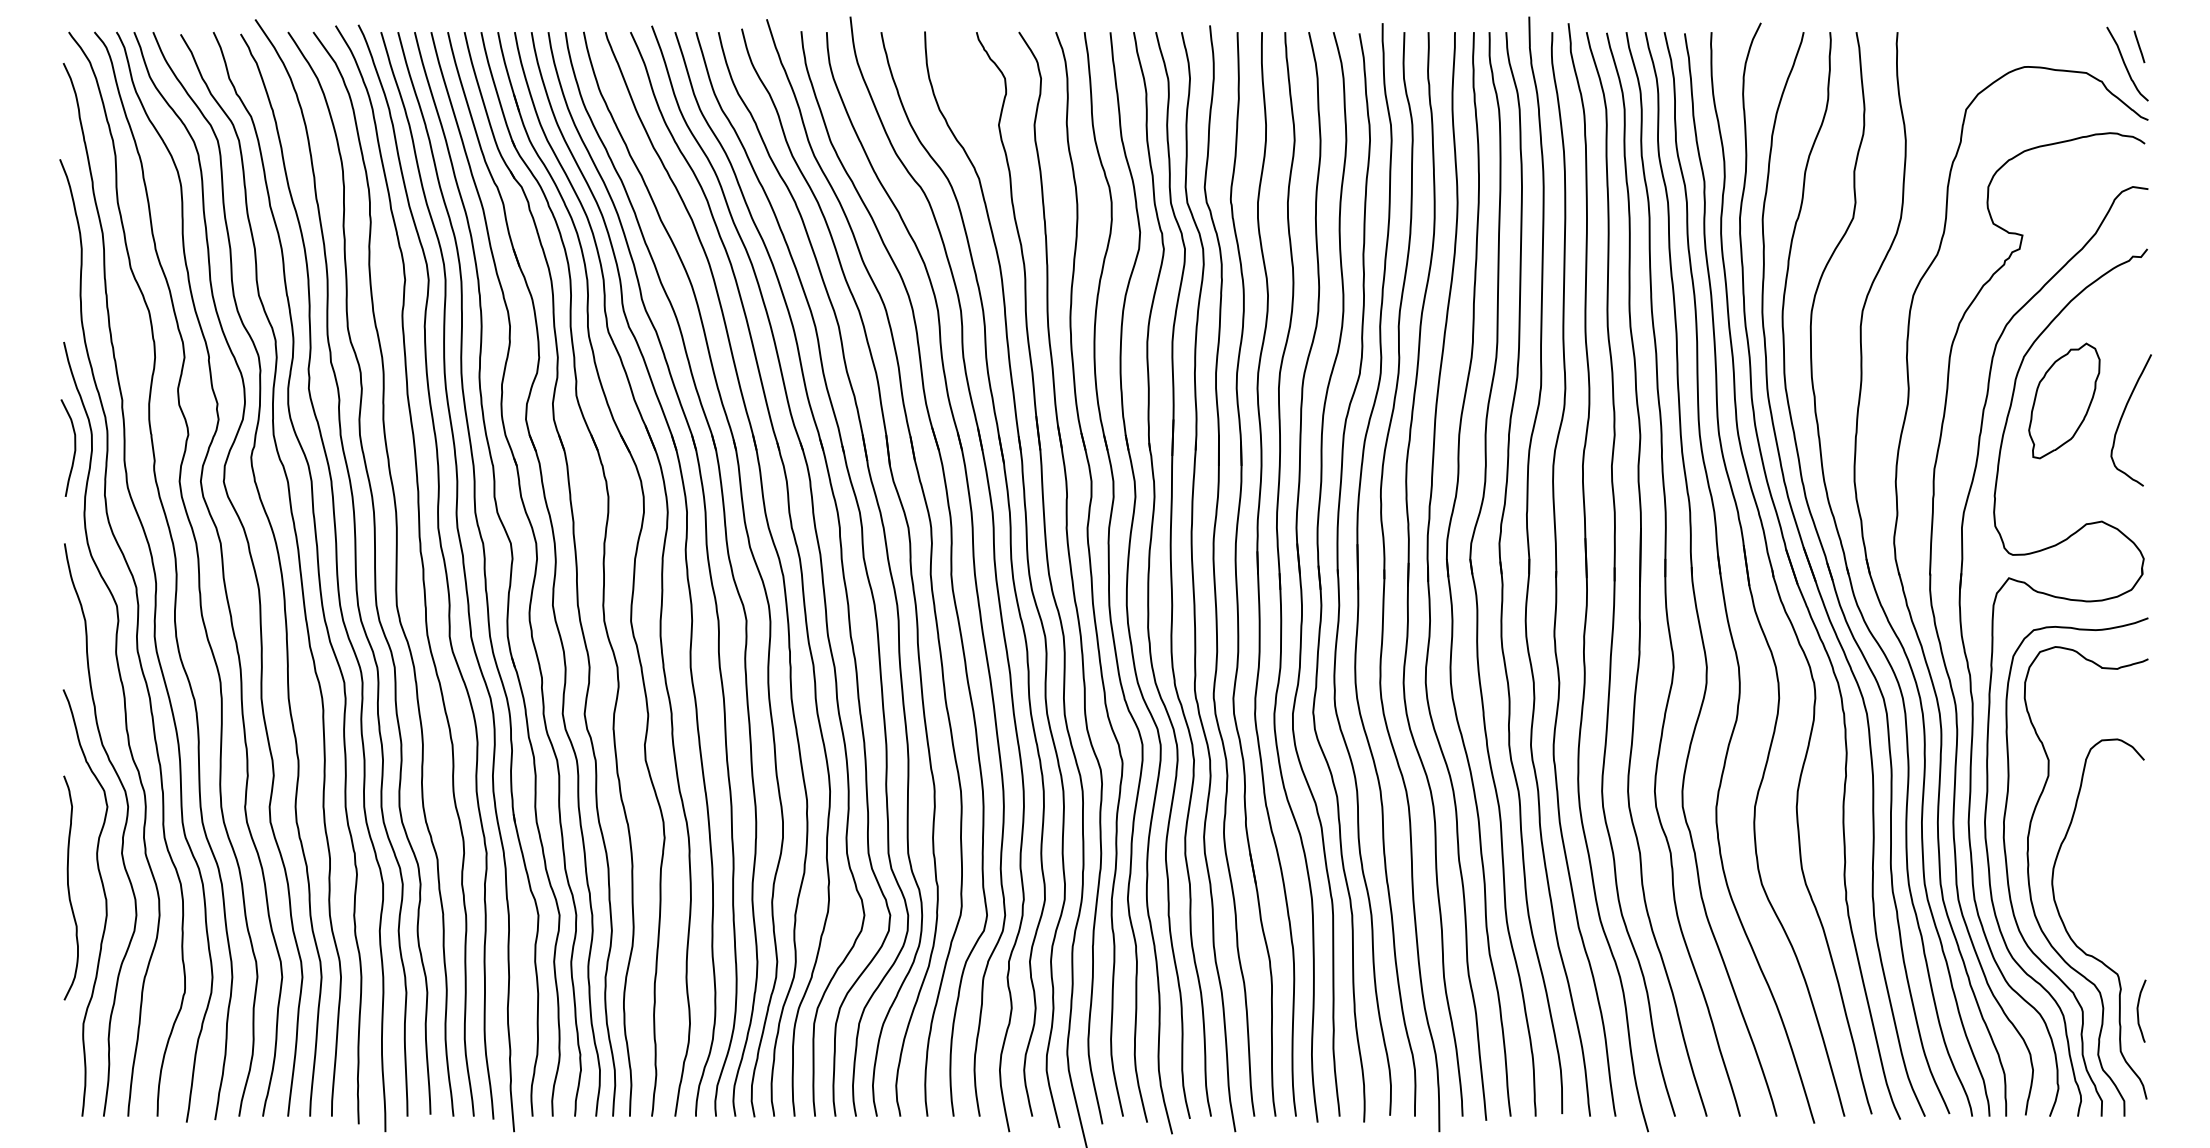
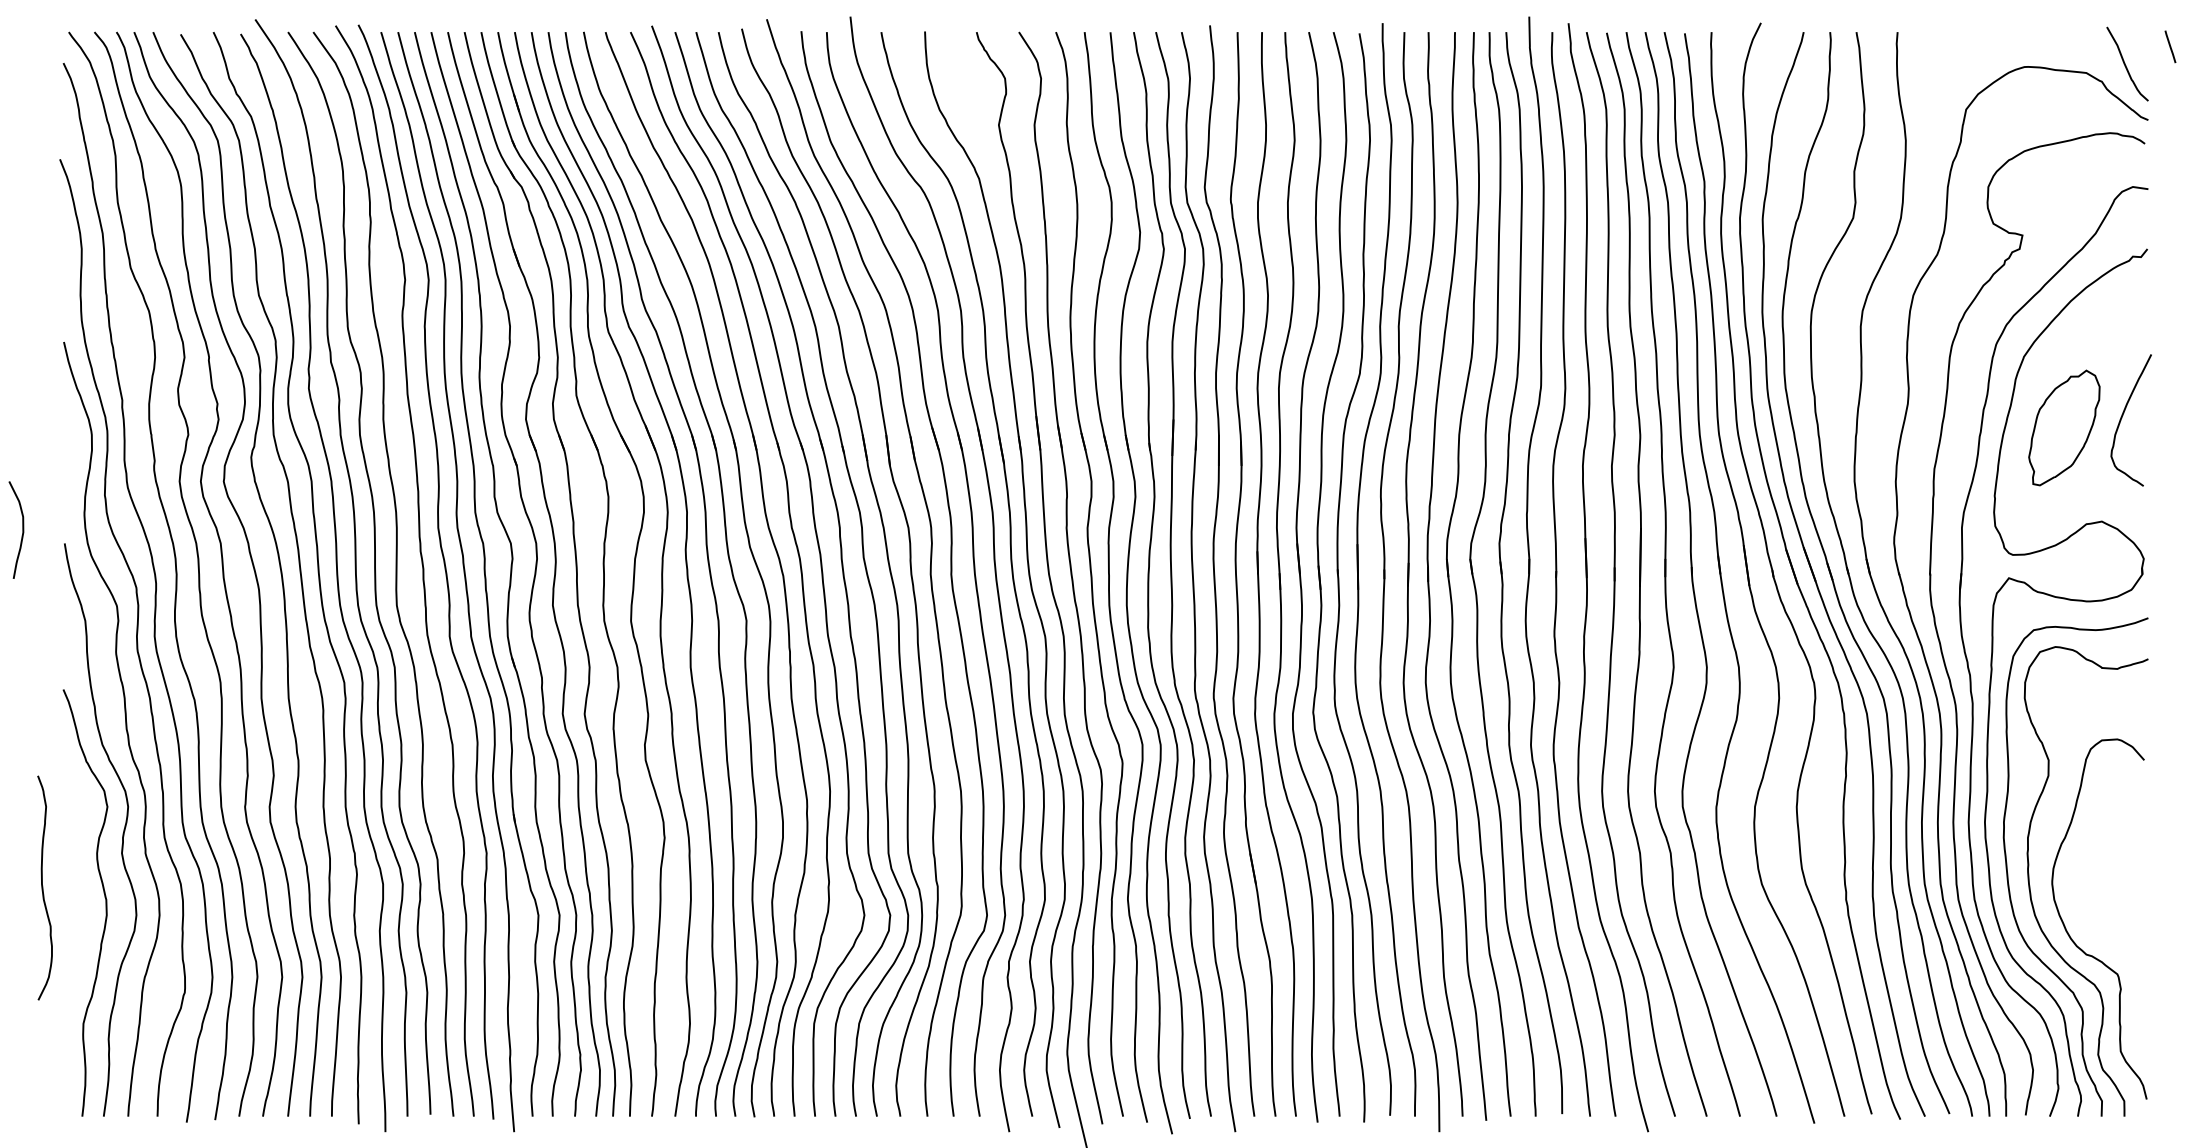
line position: (2139, 46) -> (2170, 46) (2170, 46)
part position: (2064, 400) -> (2064, 427) (2064, 427)
curve position: (74, 447) -> (22, 529) (22, 529)
curve position: (69, 887) -> (43, 887) (43, 887)
curve: present -> none (2138, 1010)
